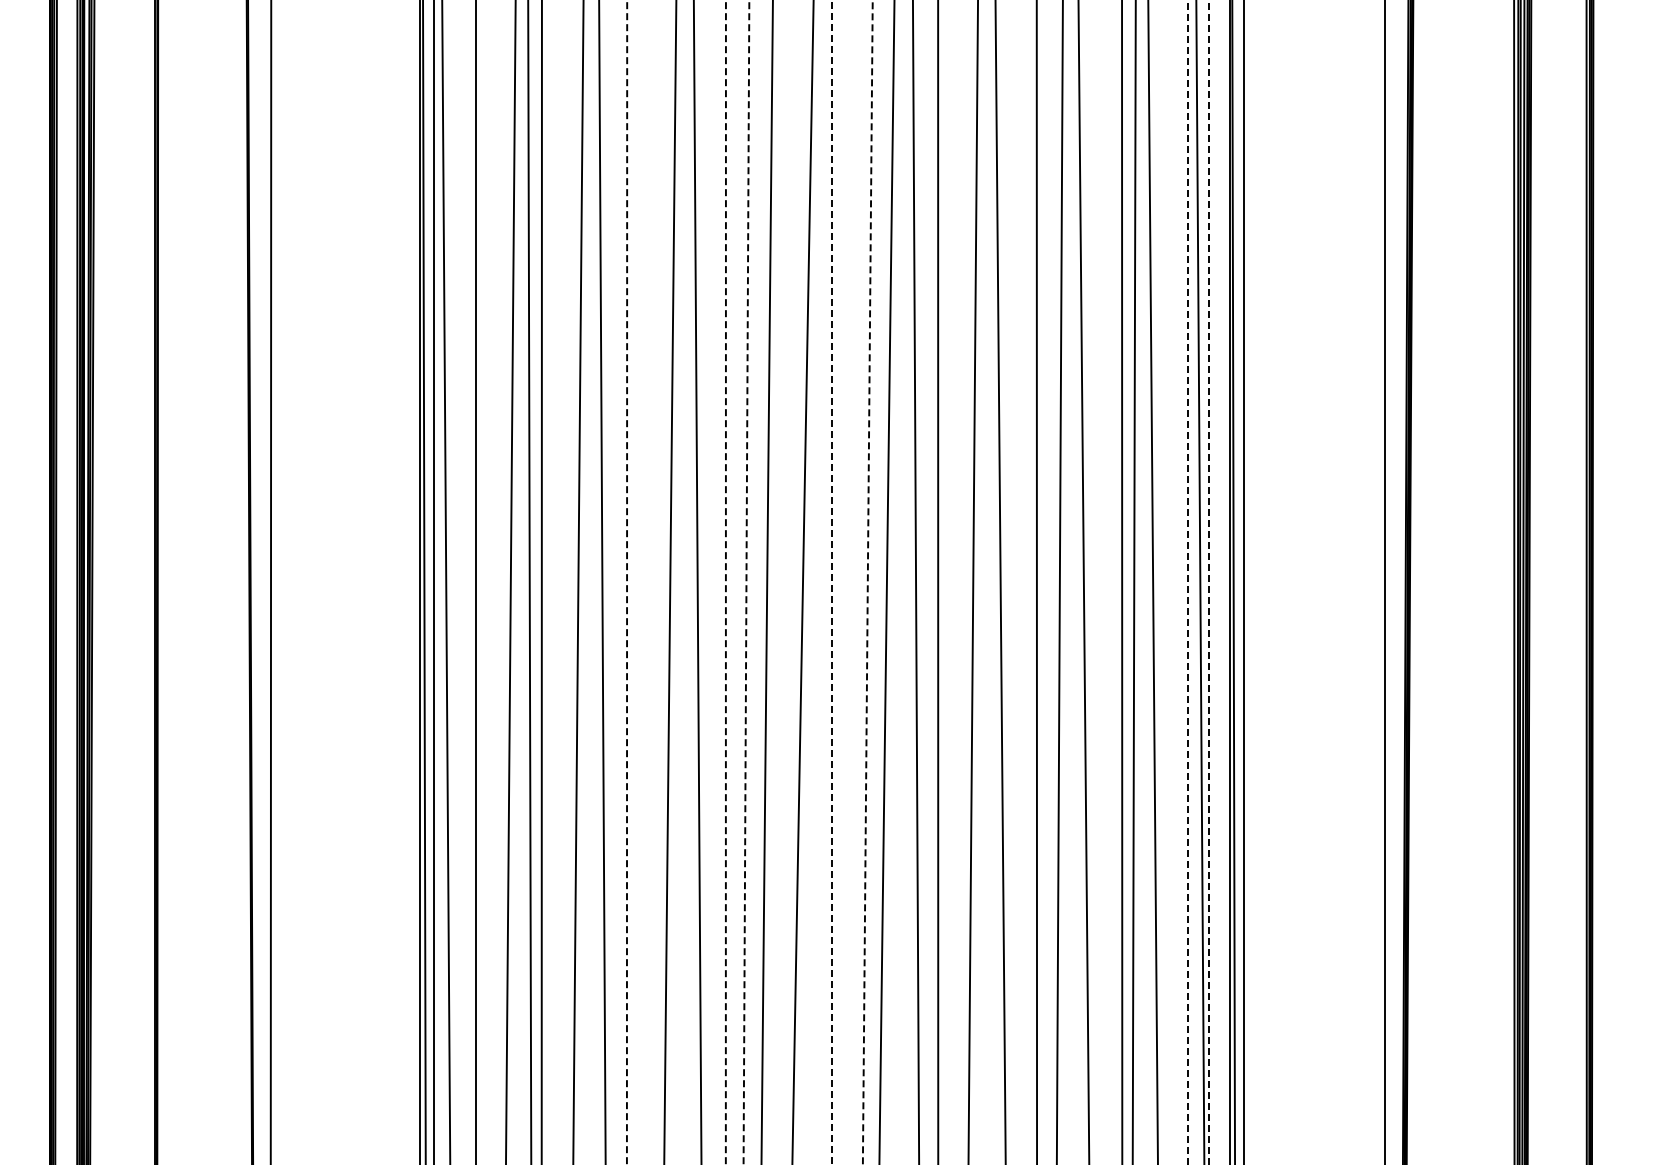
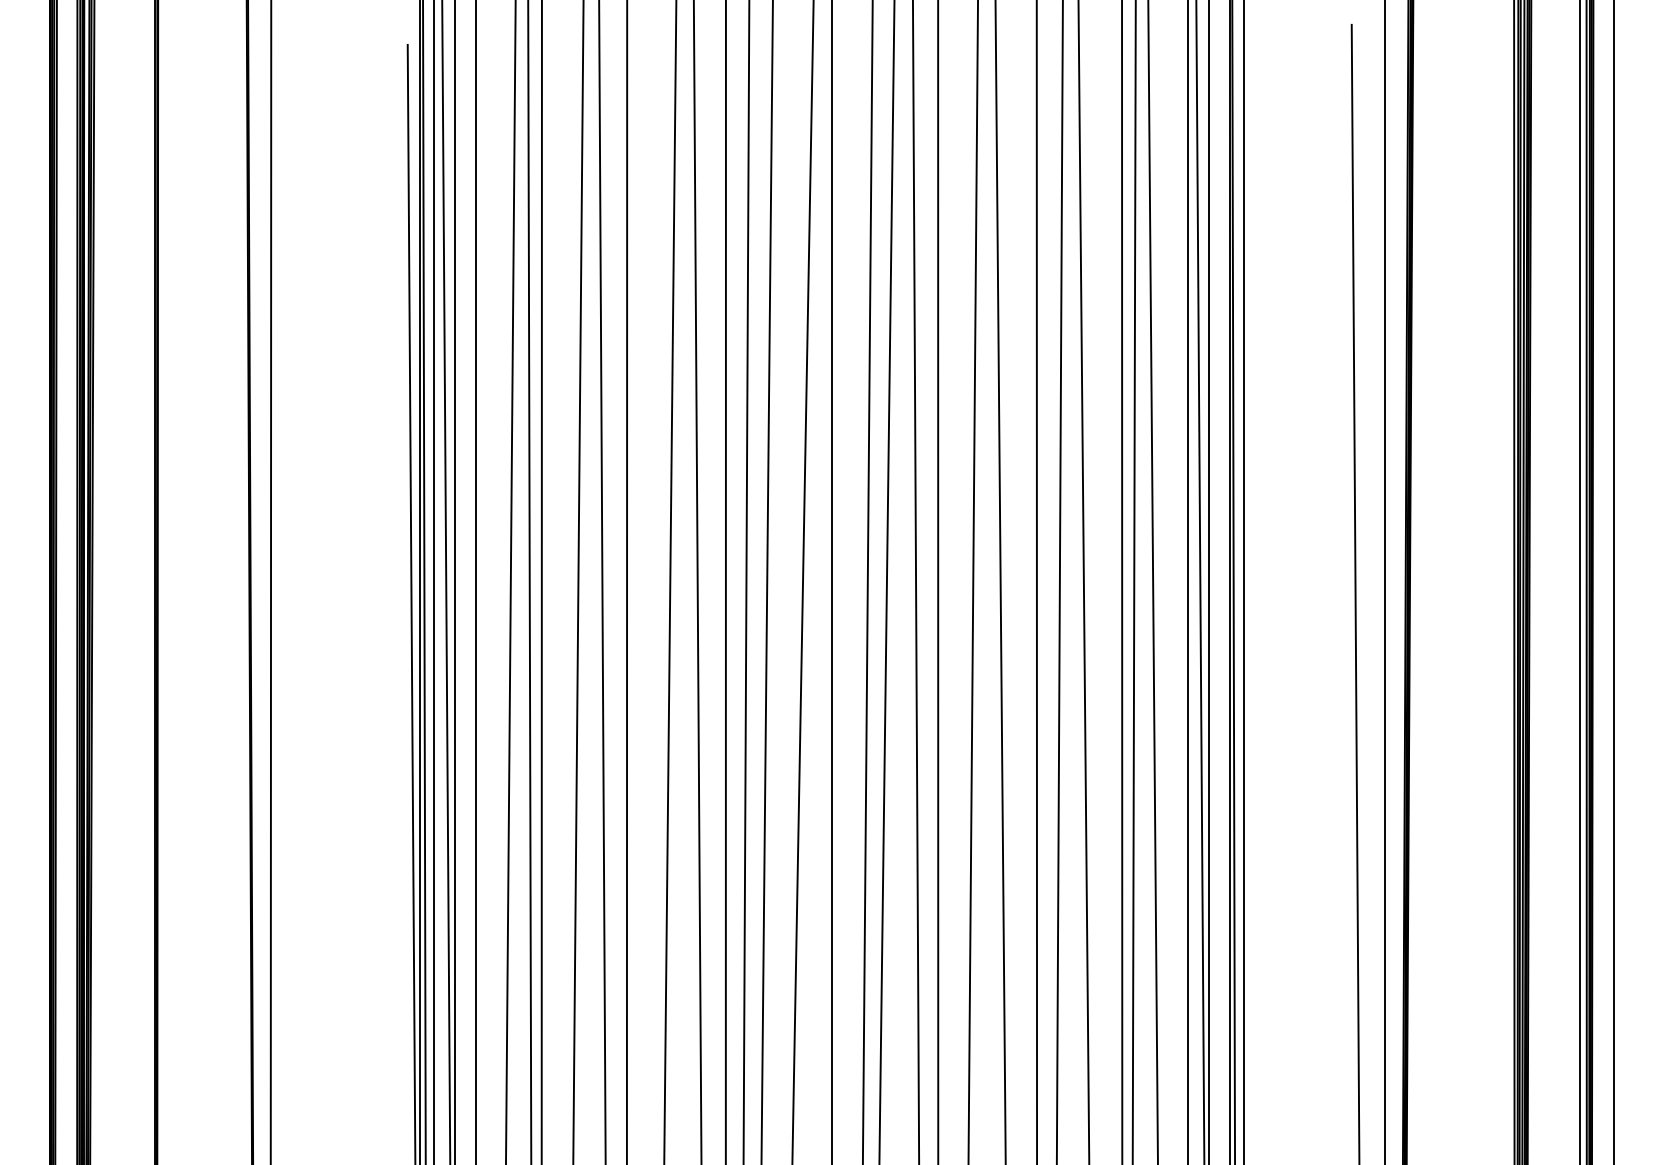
line: none -> present (454, 581)
line: none -> present (1579, 581)
line: none -> present (1614, 581)
line: dashed -> solid (627, 582)
line: dashed -> solid (725, 582)
line: dashed -> solid (746, 582)
line: dashed -> solid (831, 582)
line: dashed -> solid (867, 582)
line: dashed -> solid (1188, 582)
line: dashed -> solid (1209, 582)
line: none -> present (1355, 592)
line: none -> present (411, 602)
